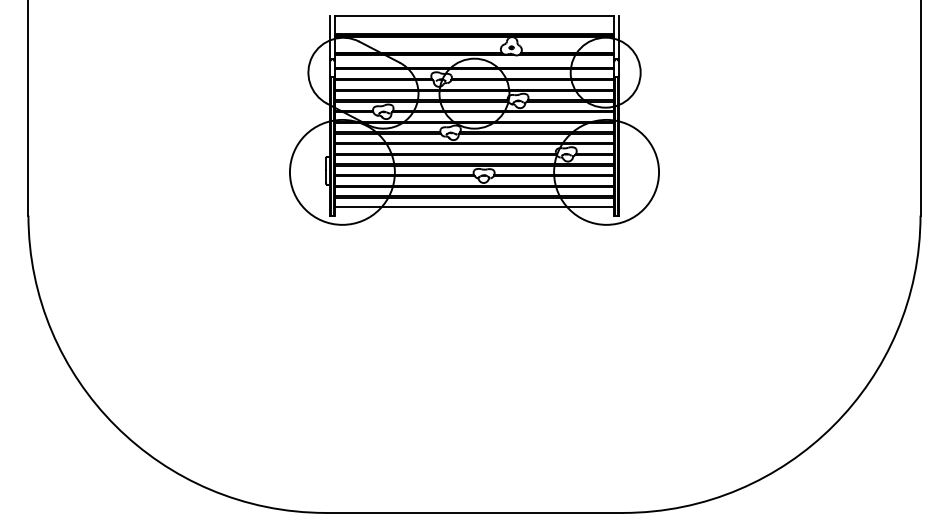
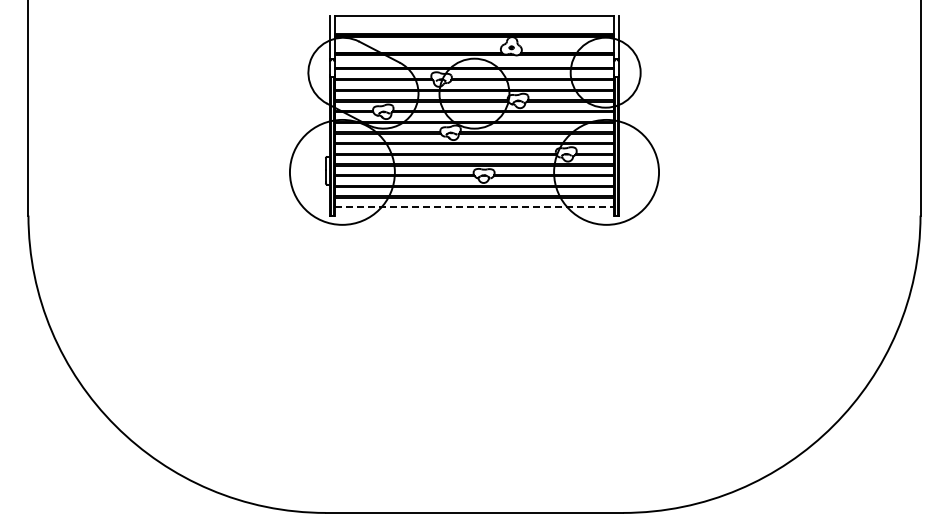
line: solid -> dashed (474, 207)
